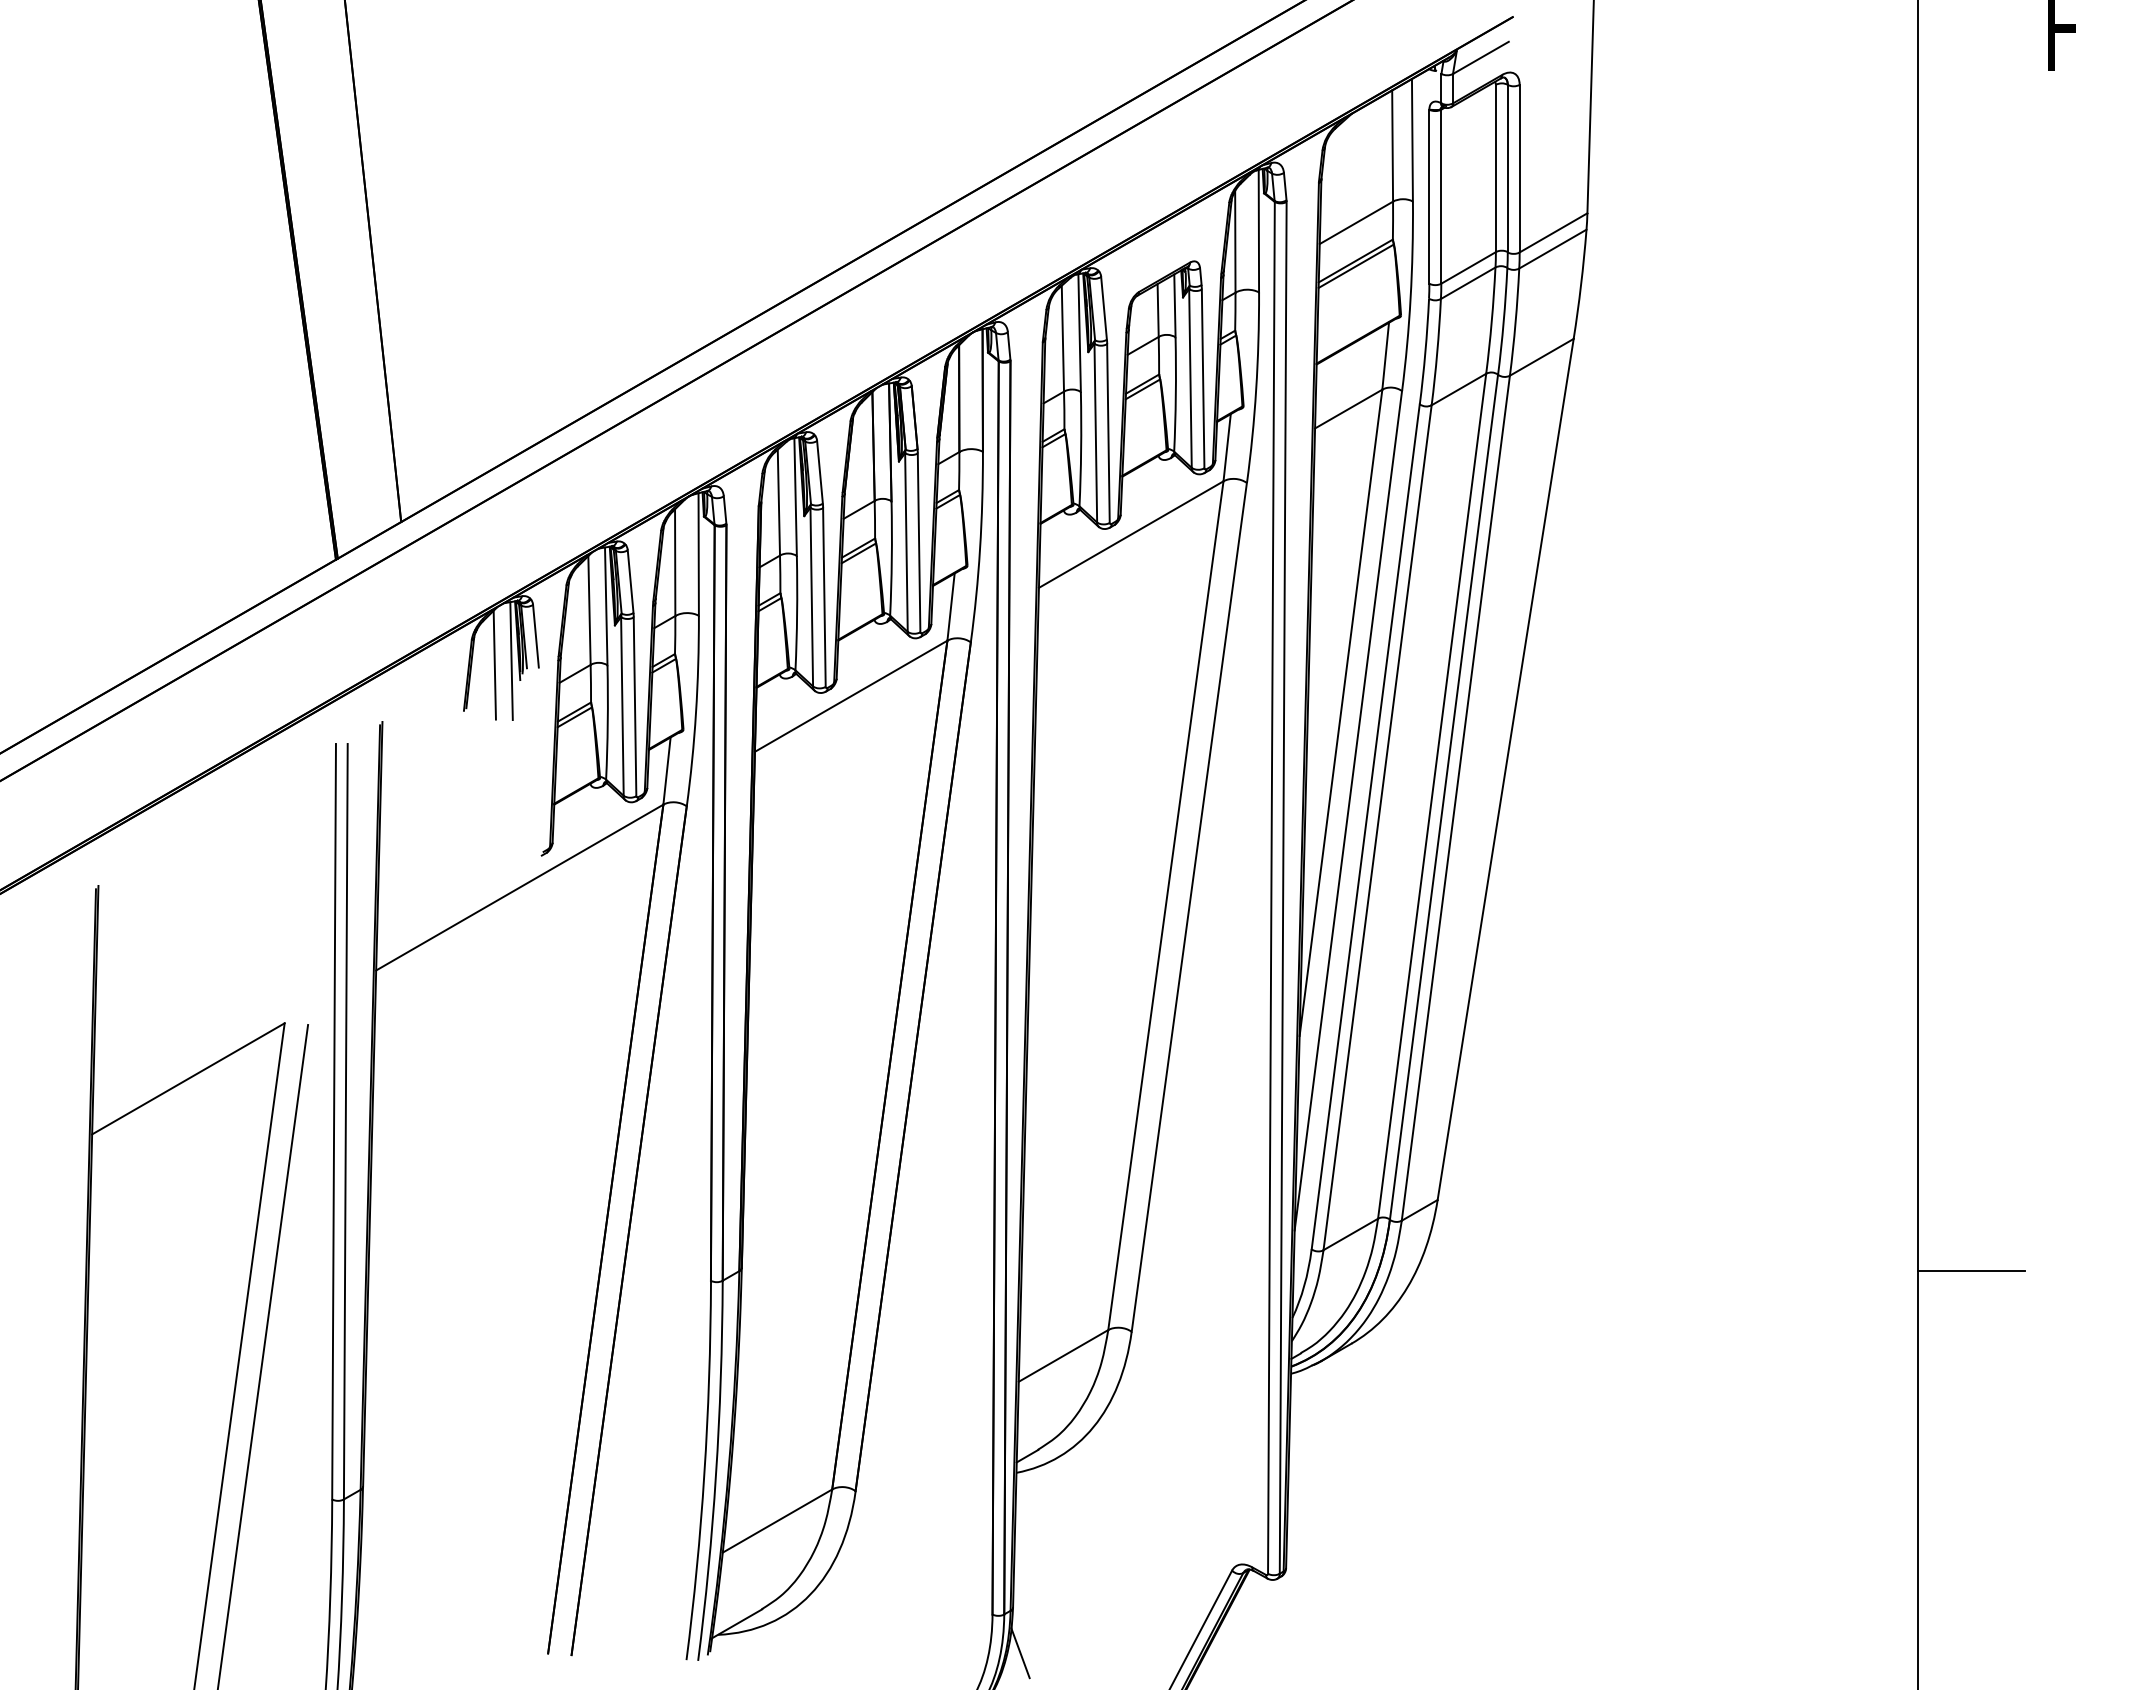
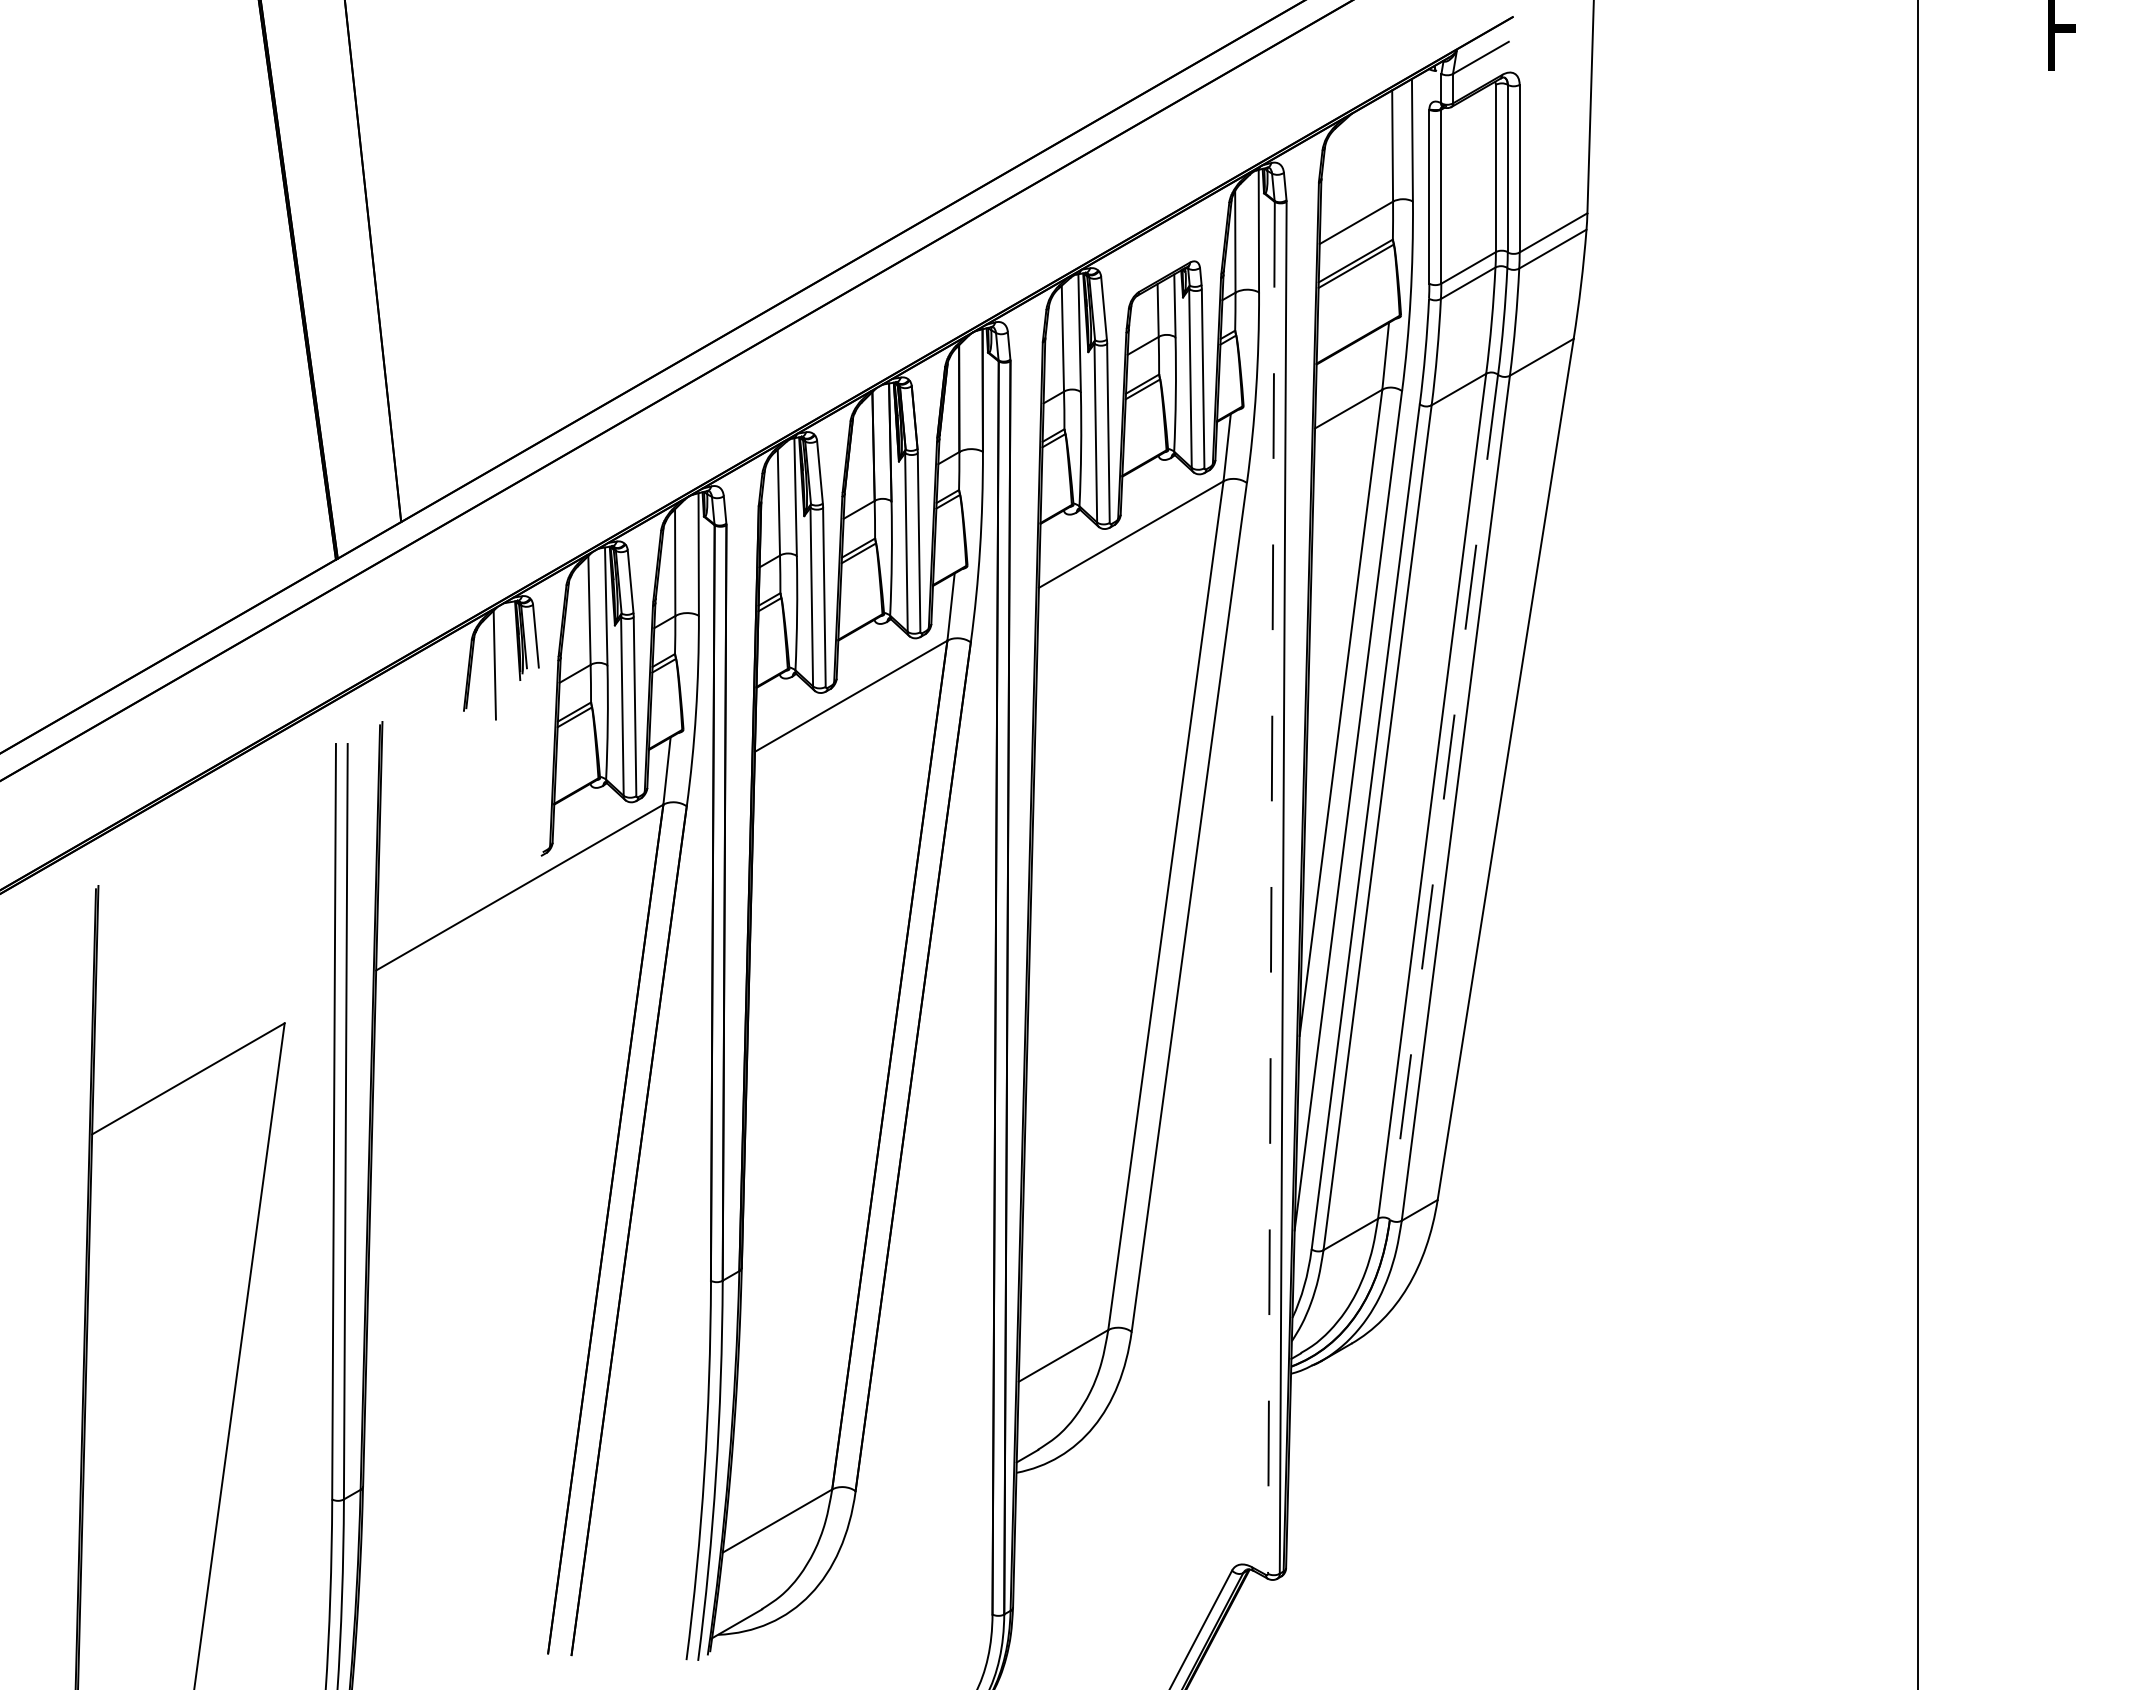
line: present -> none (511, 661)
line: solid -> dashed (1444, 797)
line: solid -> dashed (1271, 887)
line: present -> none (1971, 1270)
line: present -> none (263, 1355)
line: present -> none (1020, 1653)
